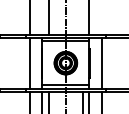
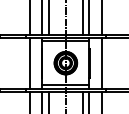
line: none -> present (42, 18)
line: none -> present (82, 18)
line: none -> present (101, 18)
